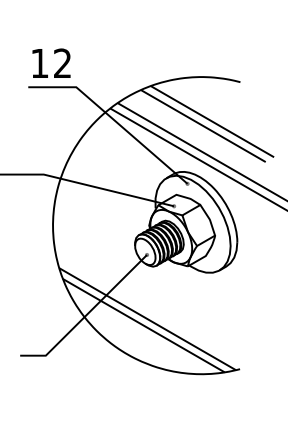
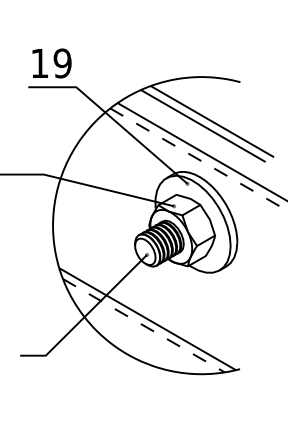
text: 12 -> 19 (62, 63)
line: solid -> dashed (199, 159)
line: solid -> dashed (144, 325)
